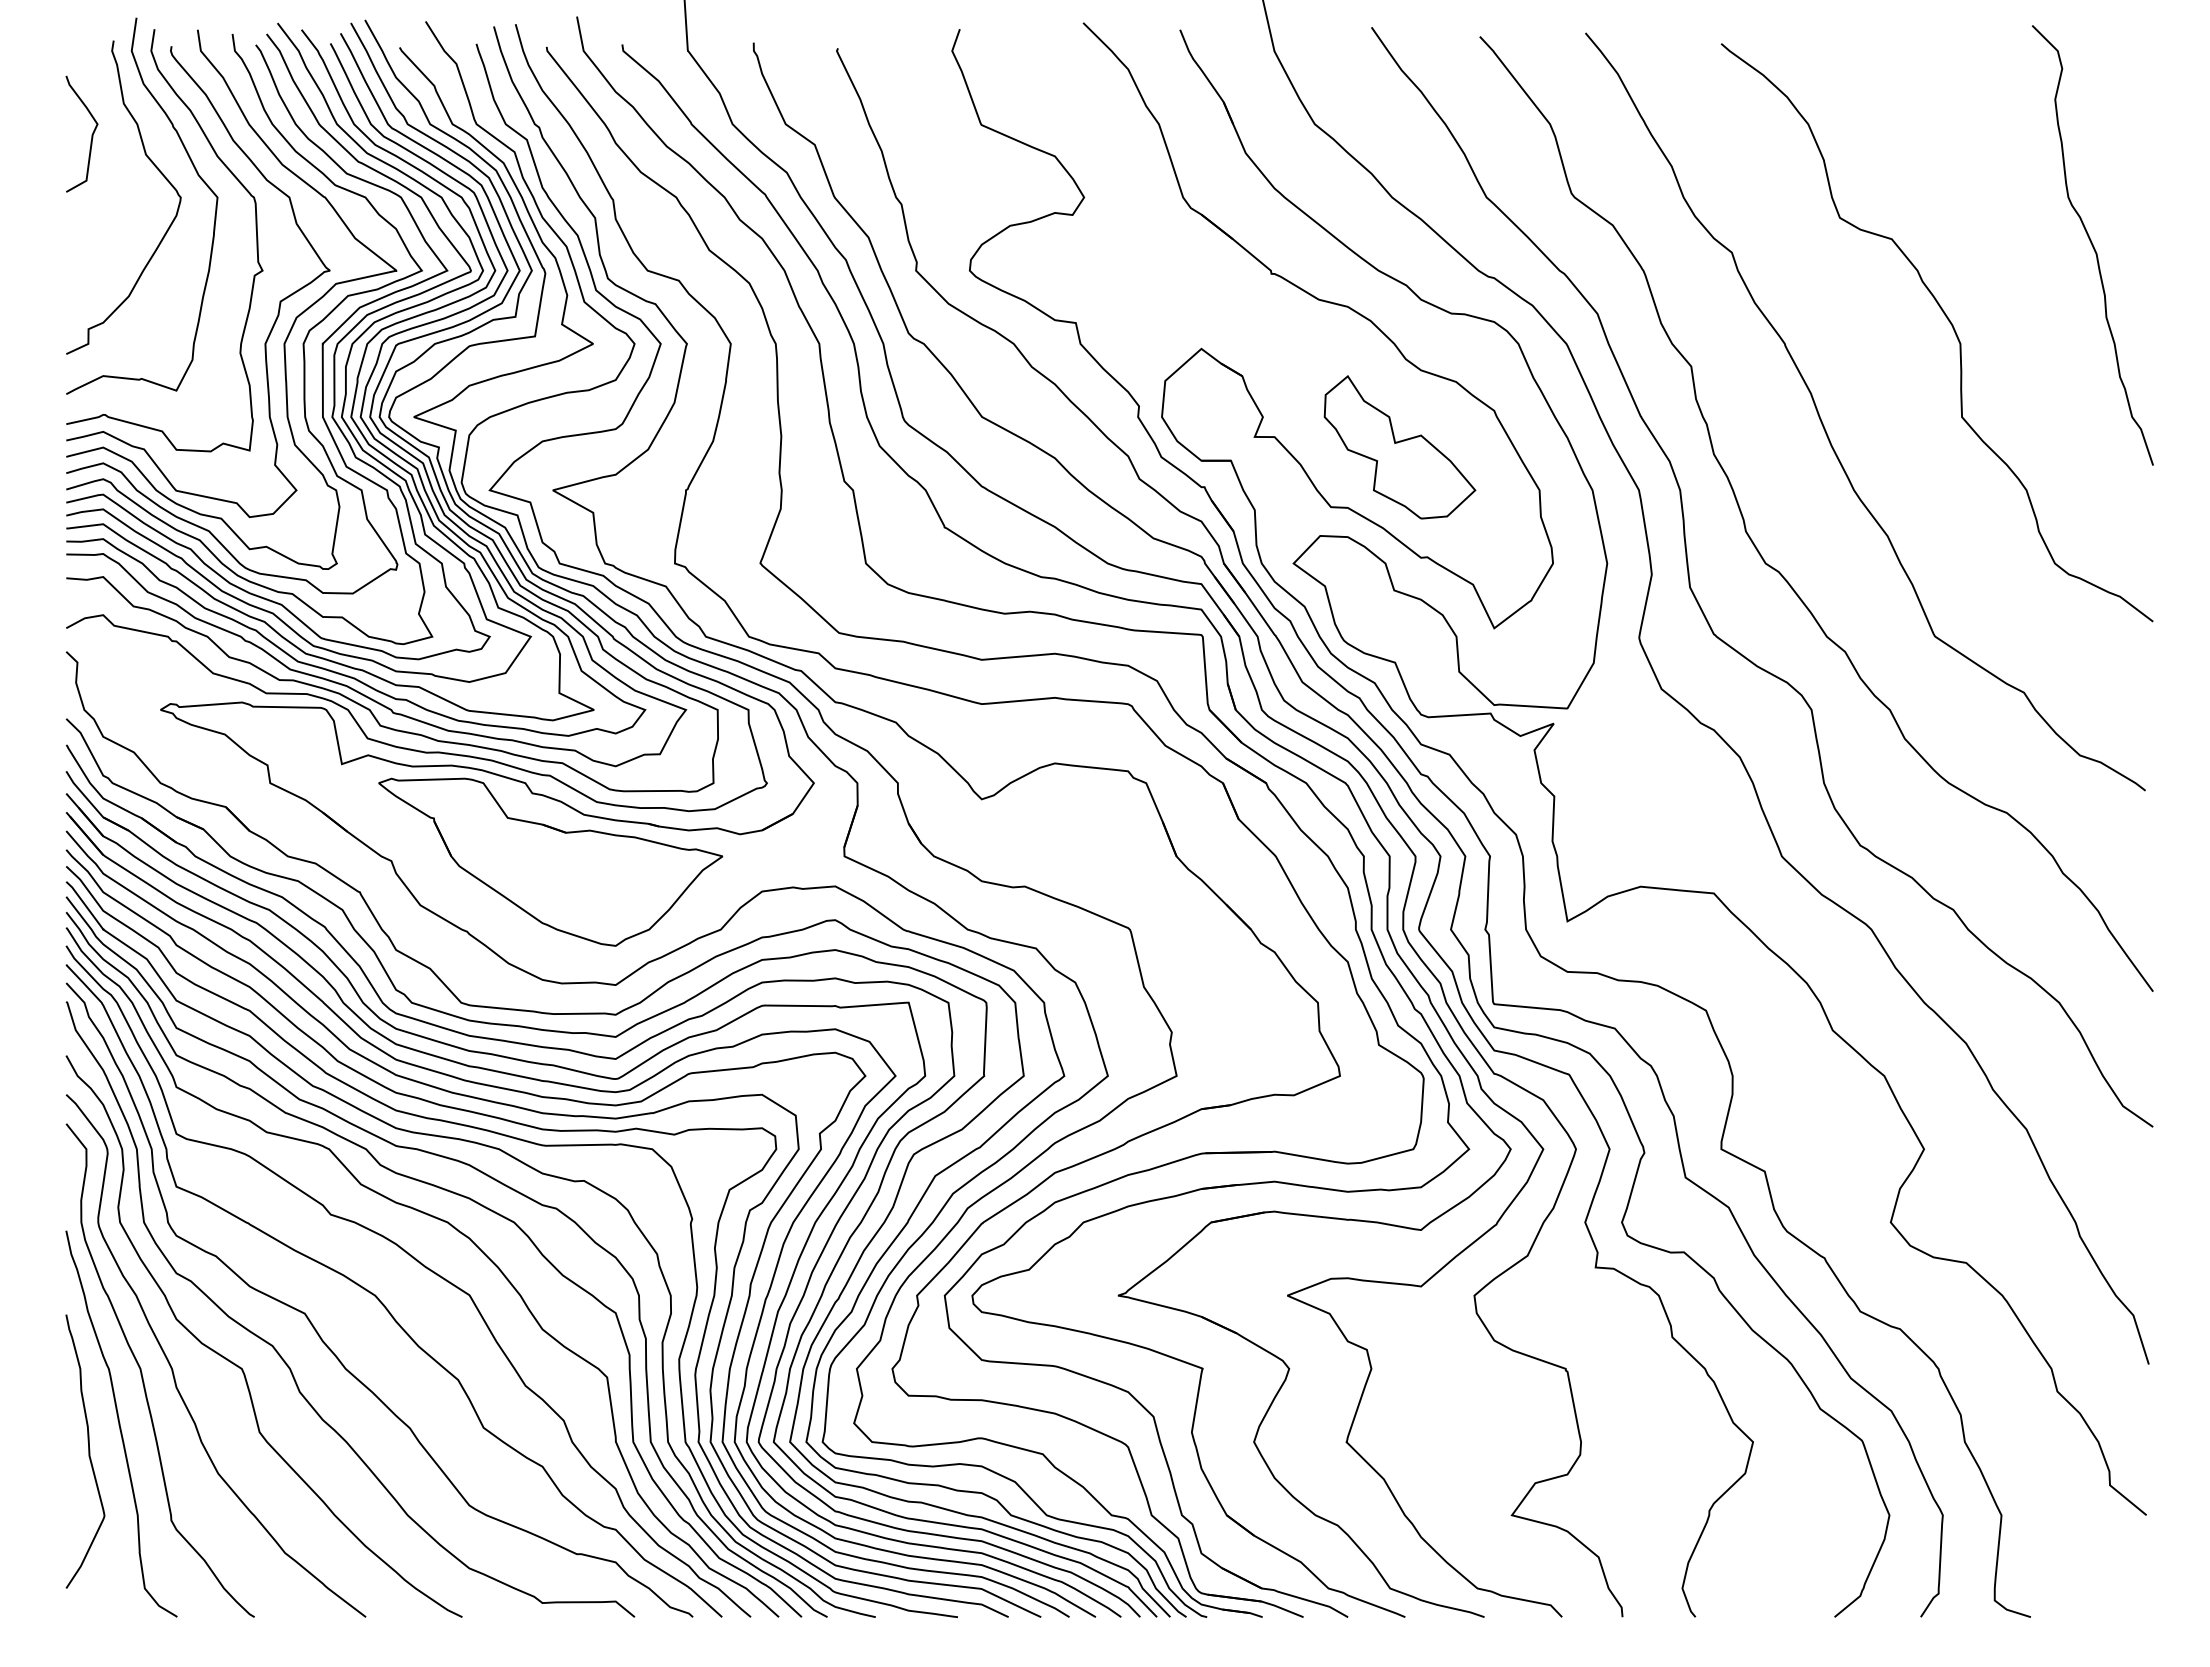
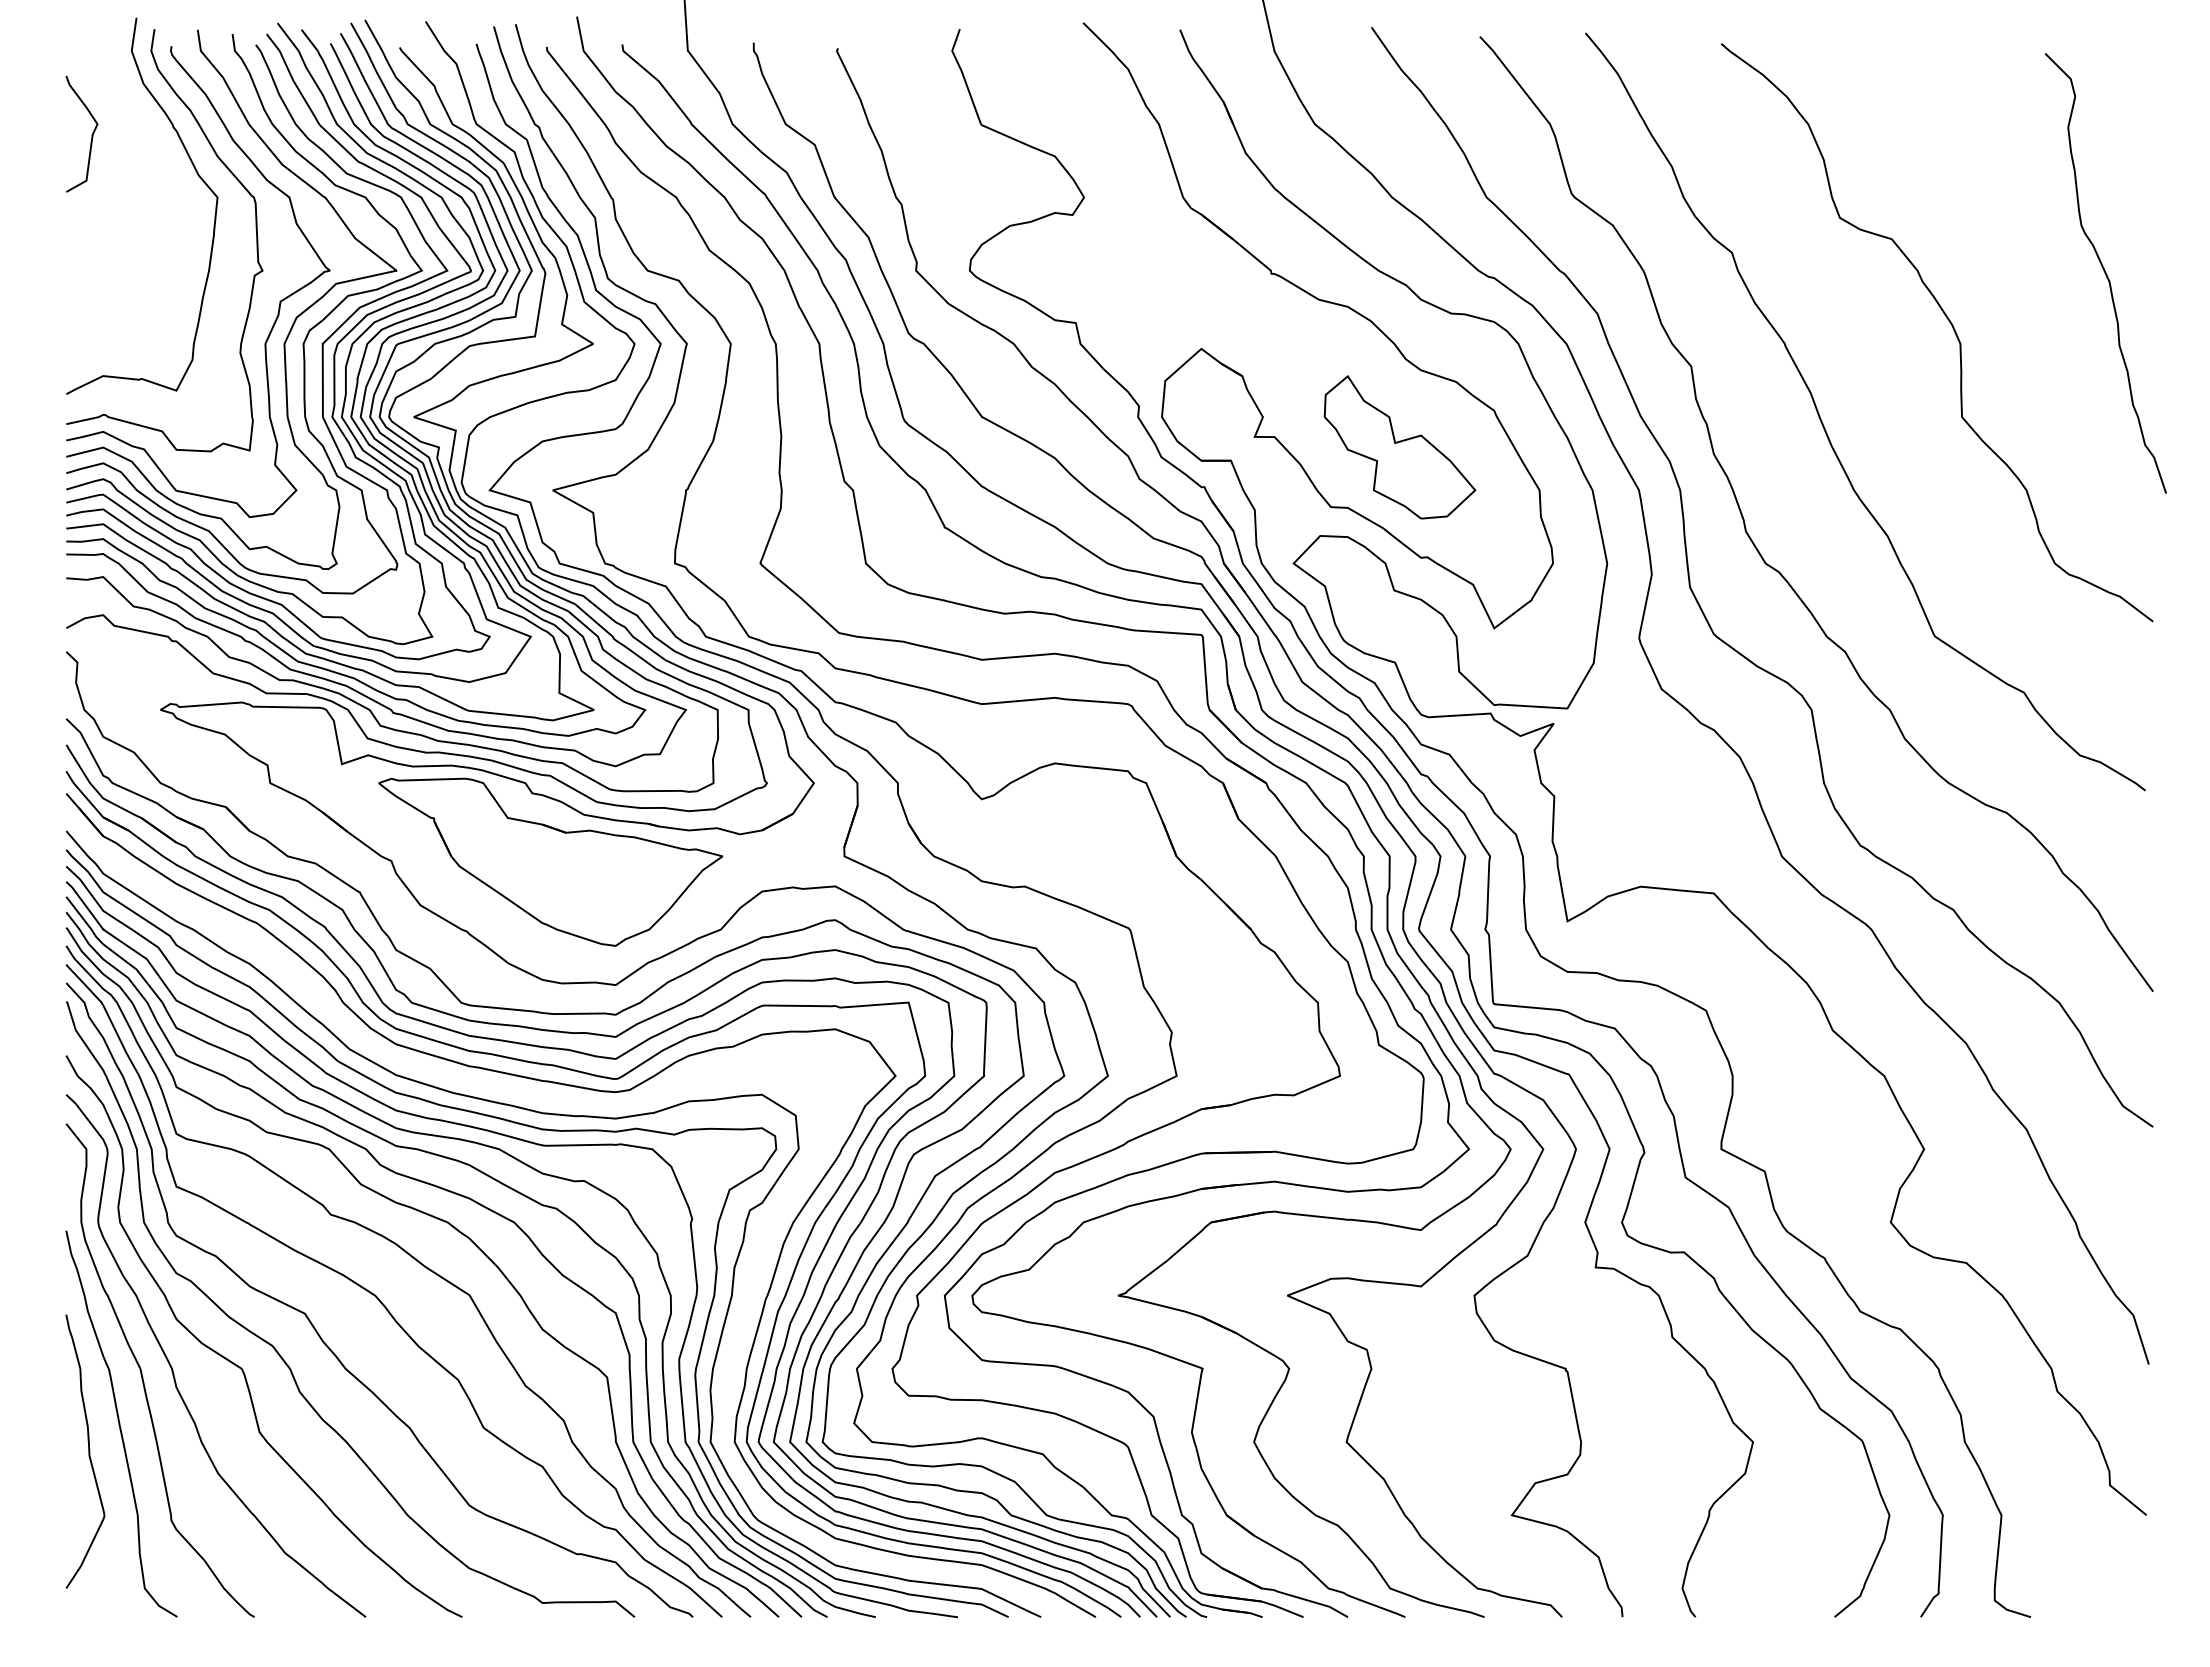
curve: present -> none (159, 172)
curve position: (2092, 245) -> (2105, 273) (2105, 273)
part: present -> none (587, 1104)
